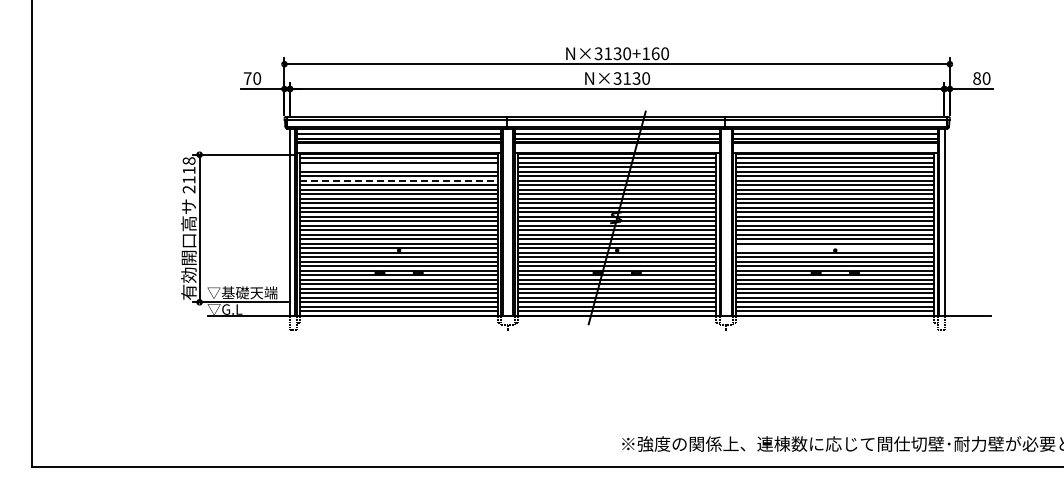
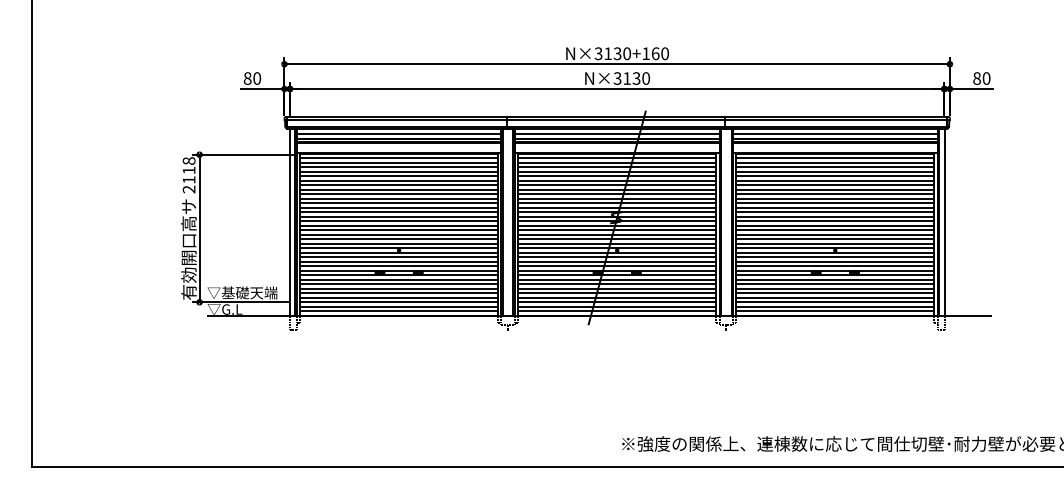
text: 70 -> 80 (247, 78)
line: none -> present (399, 167)
line: dashed -> solid (399, 180)
line: none -> present (835, 248)
